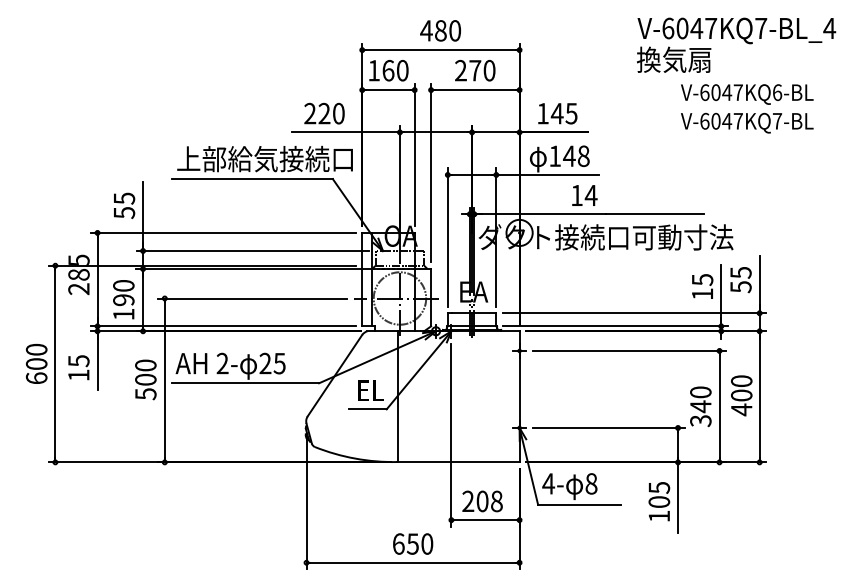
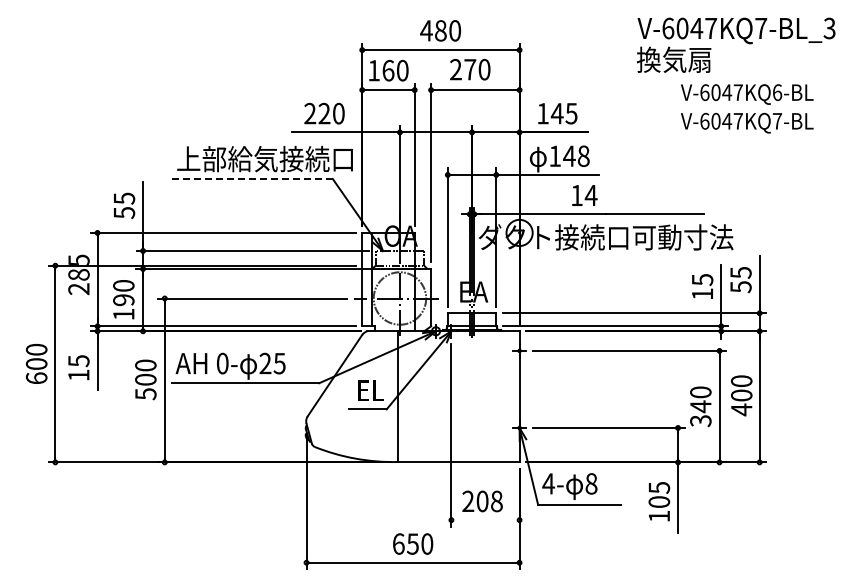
text: V-6047KQ7-BL_4 -> V-6047KQ7-BL_3 (829, 28)
text position: (475, 70) -> (470, 69) (470, 69)
line: solid -> dashed (252, 179)
text: 2- -> 0- (222, 363)
line: present -> none (485, 520)
